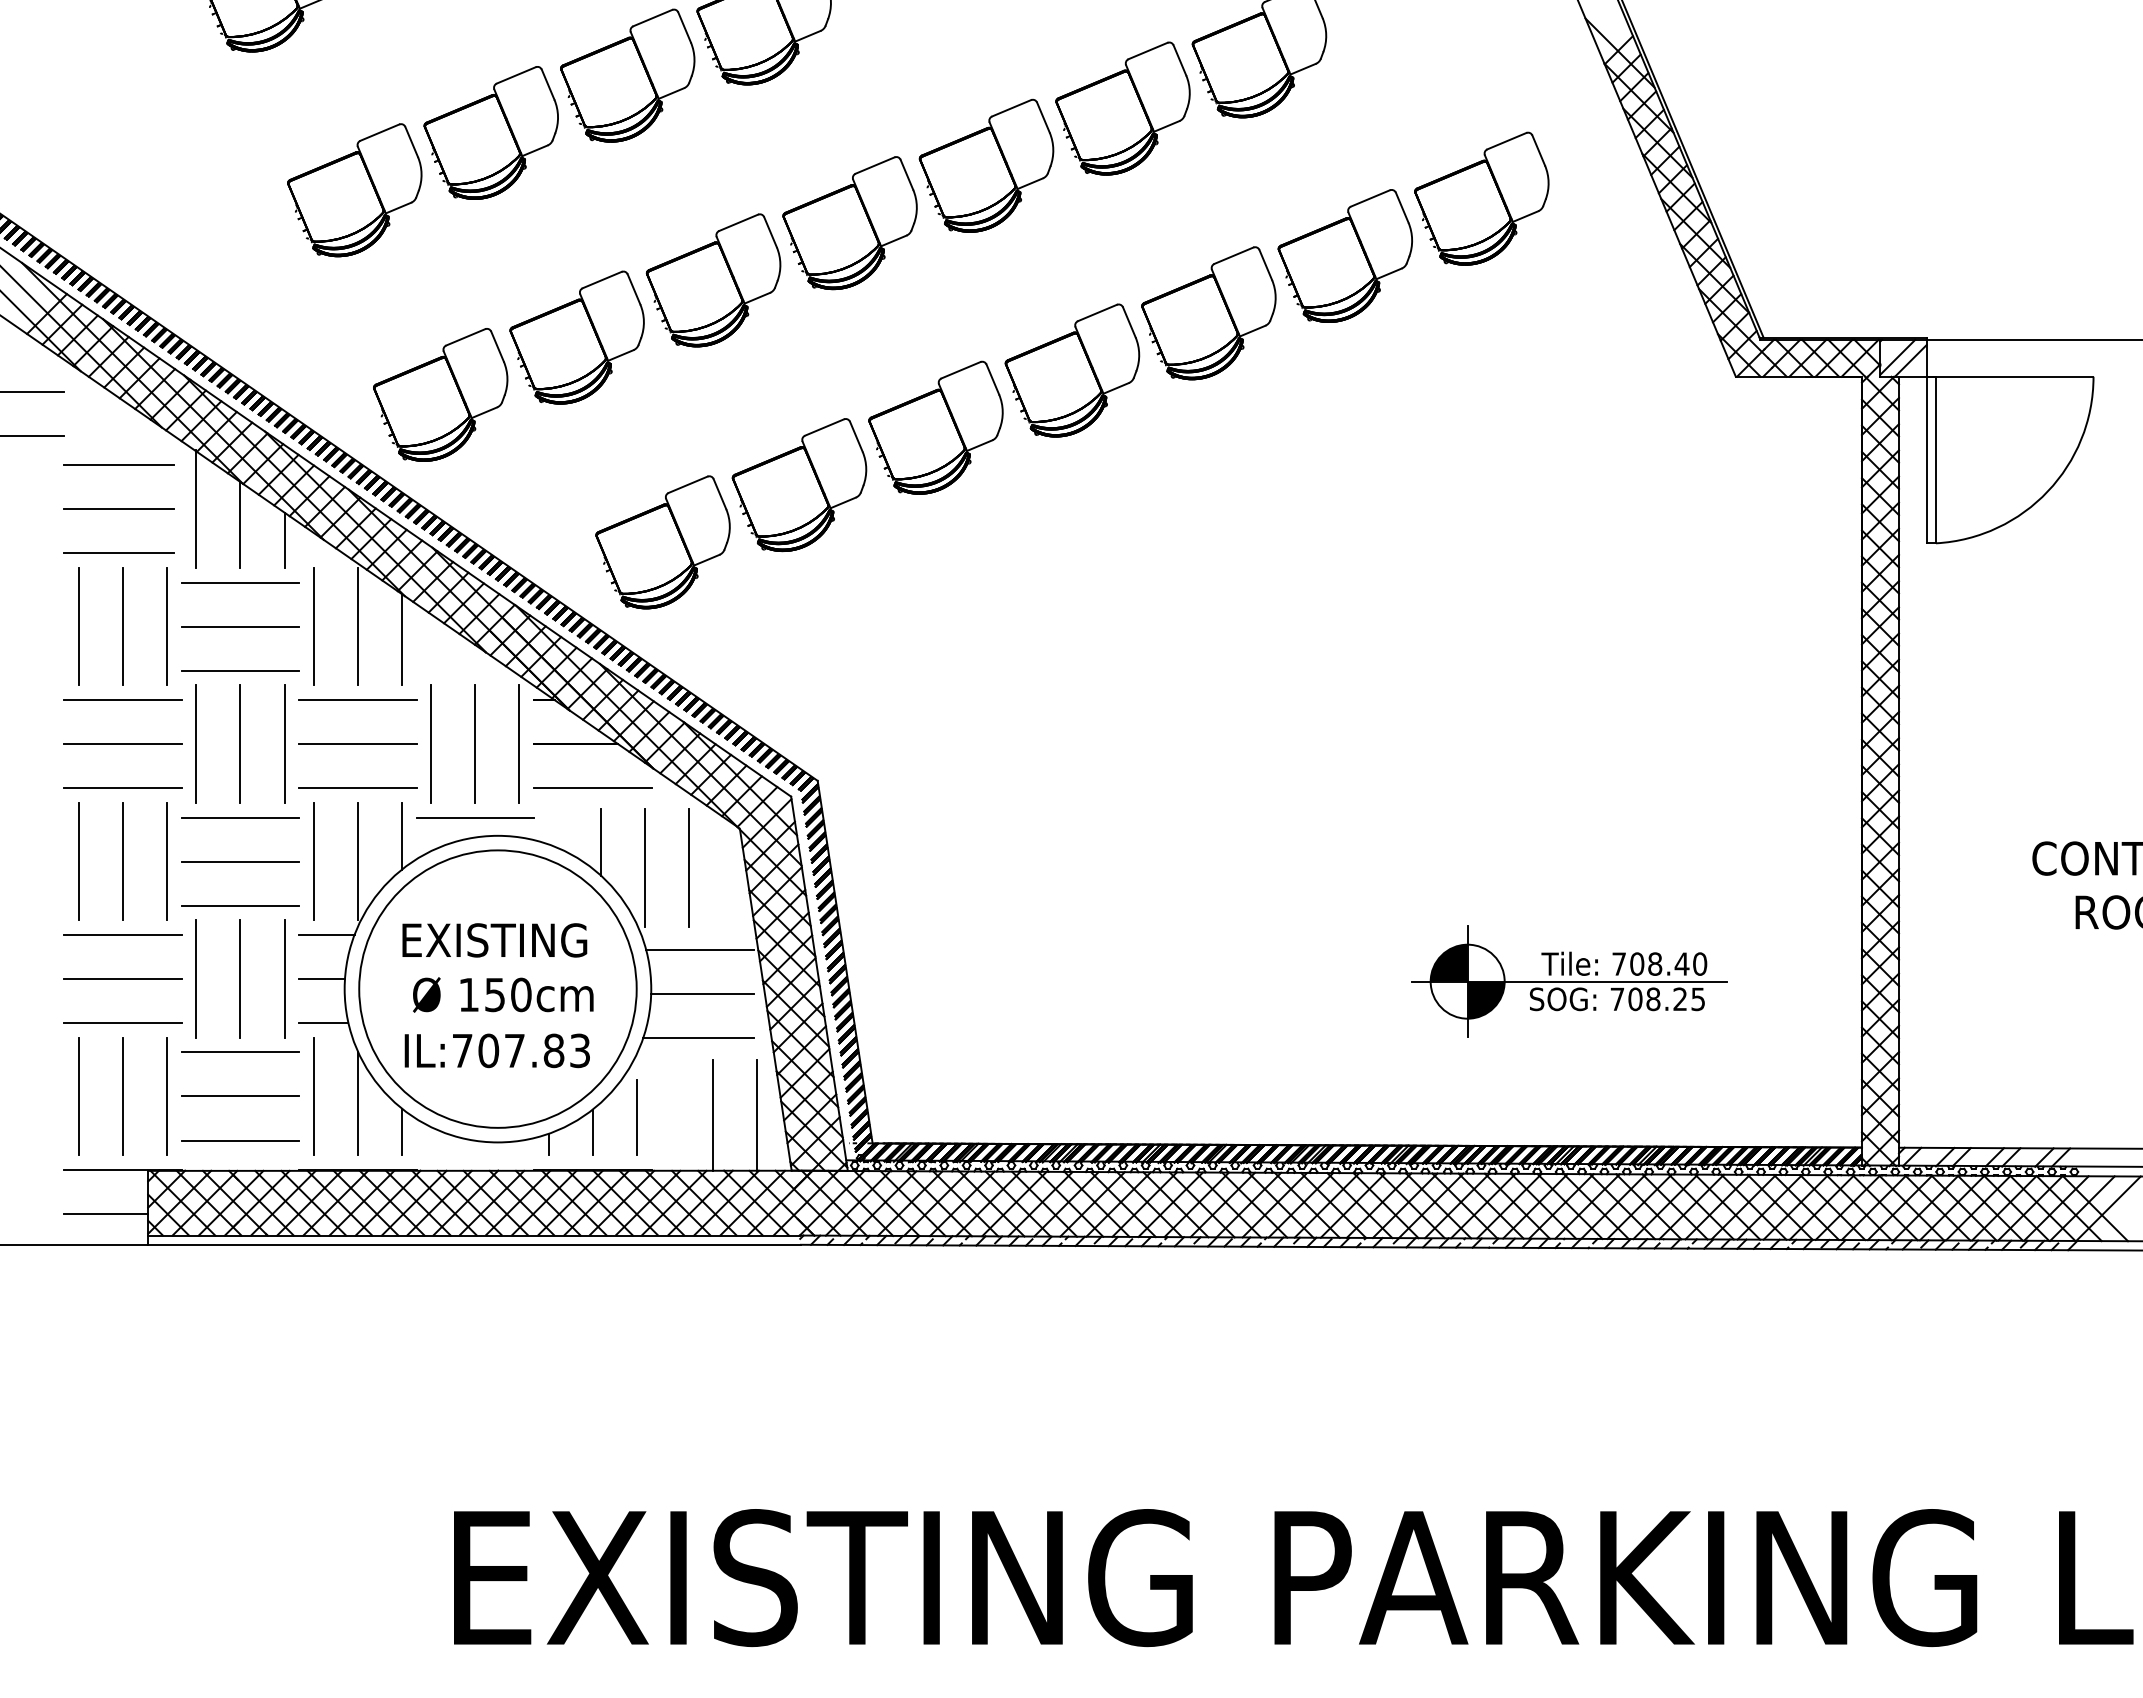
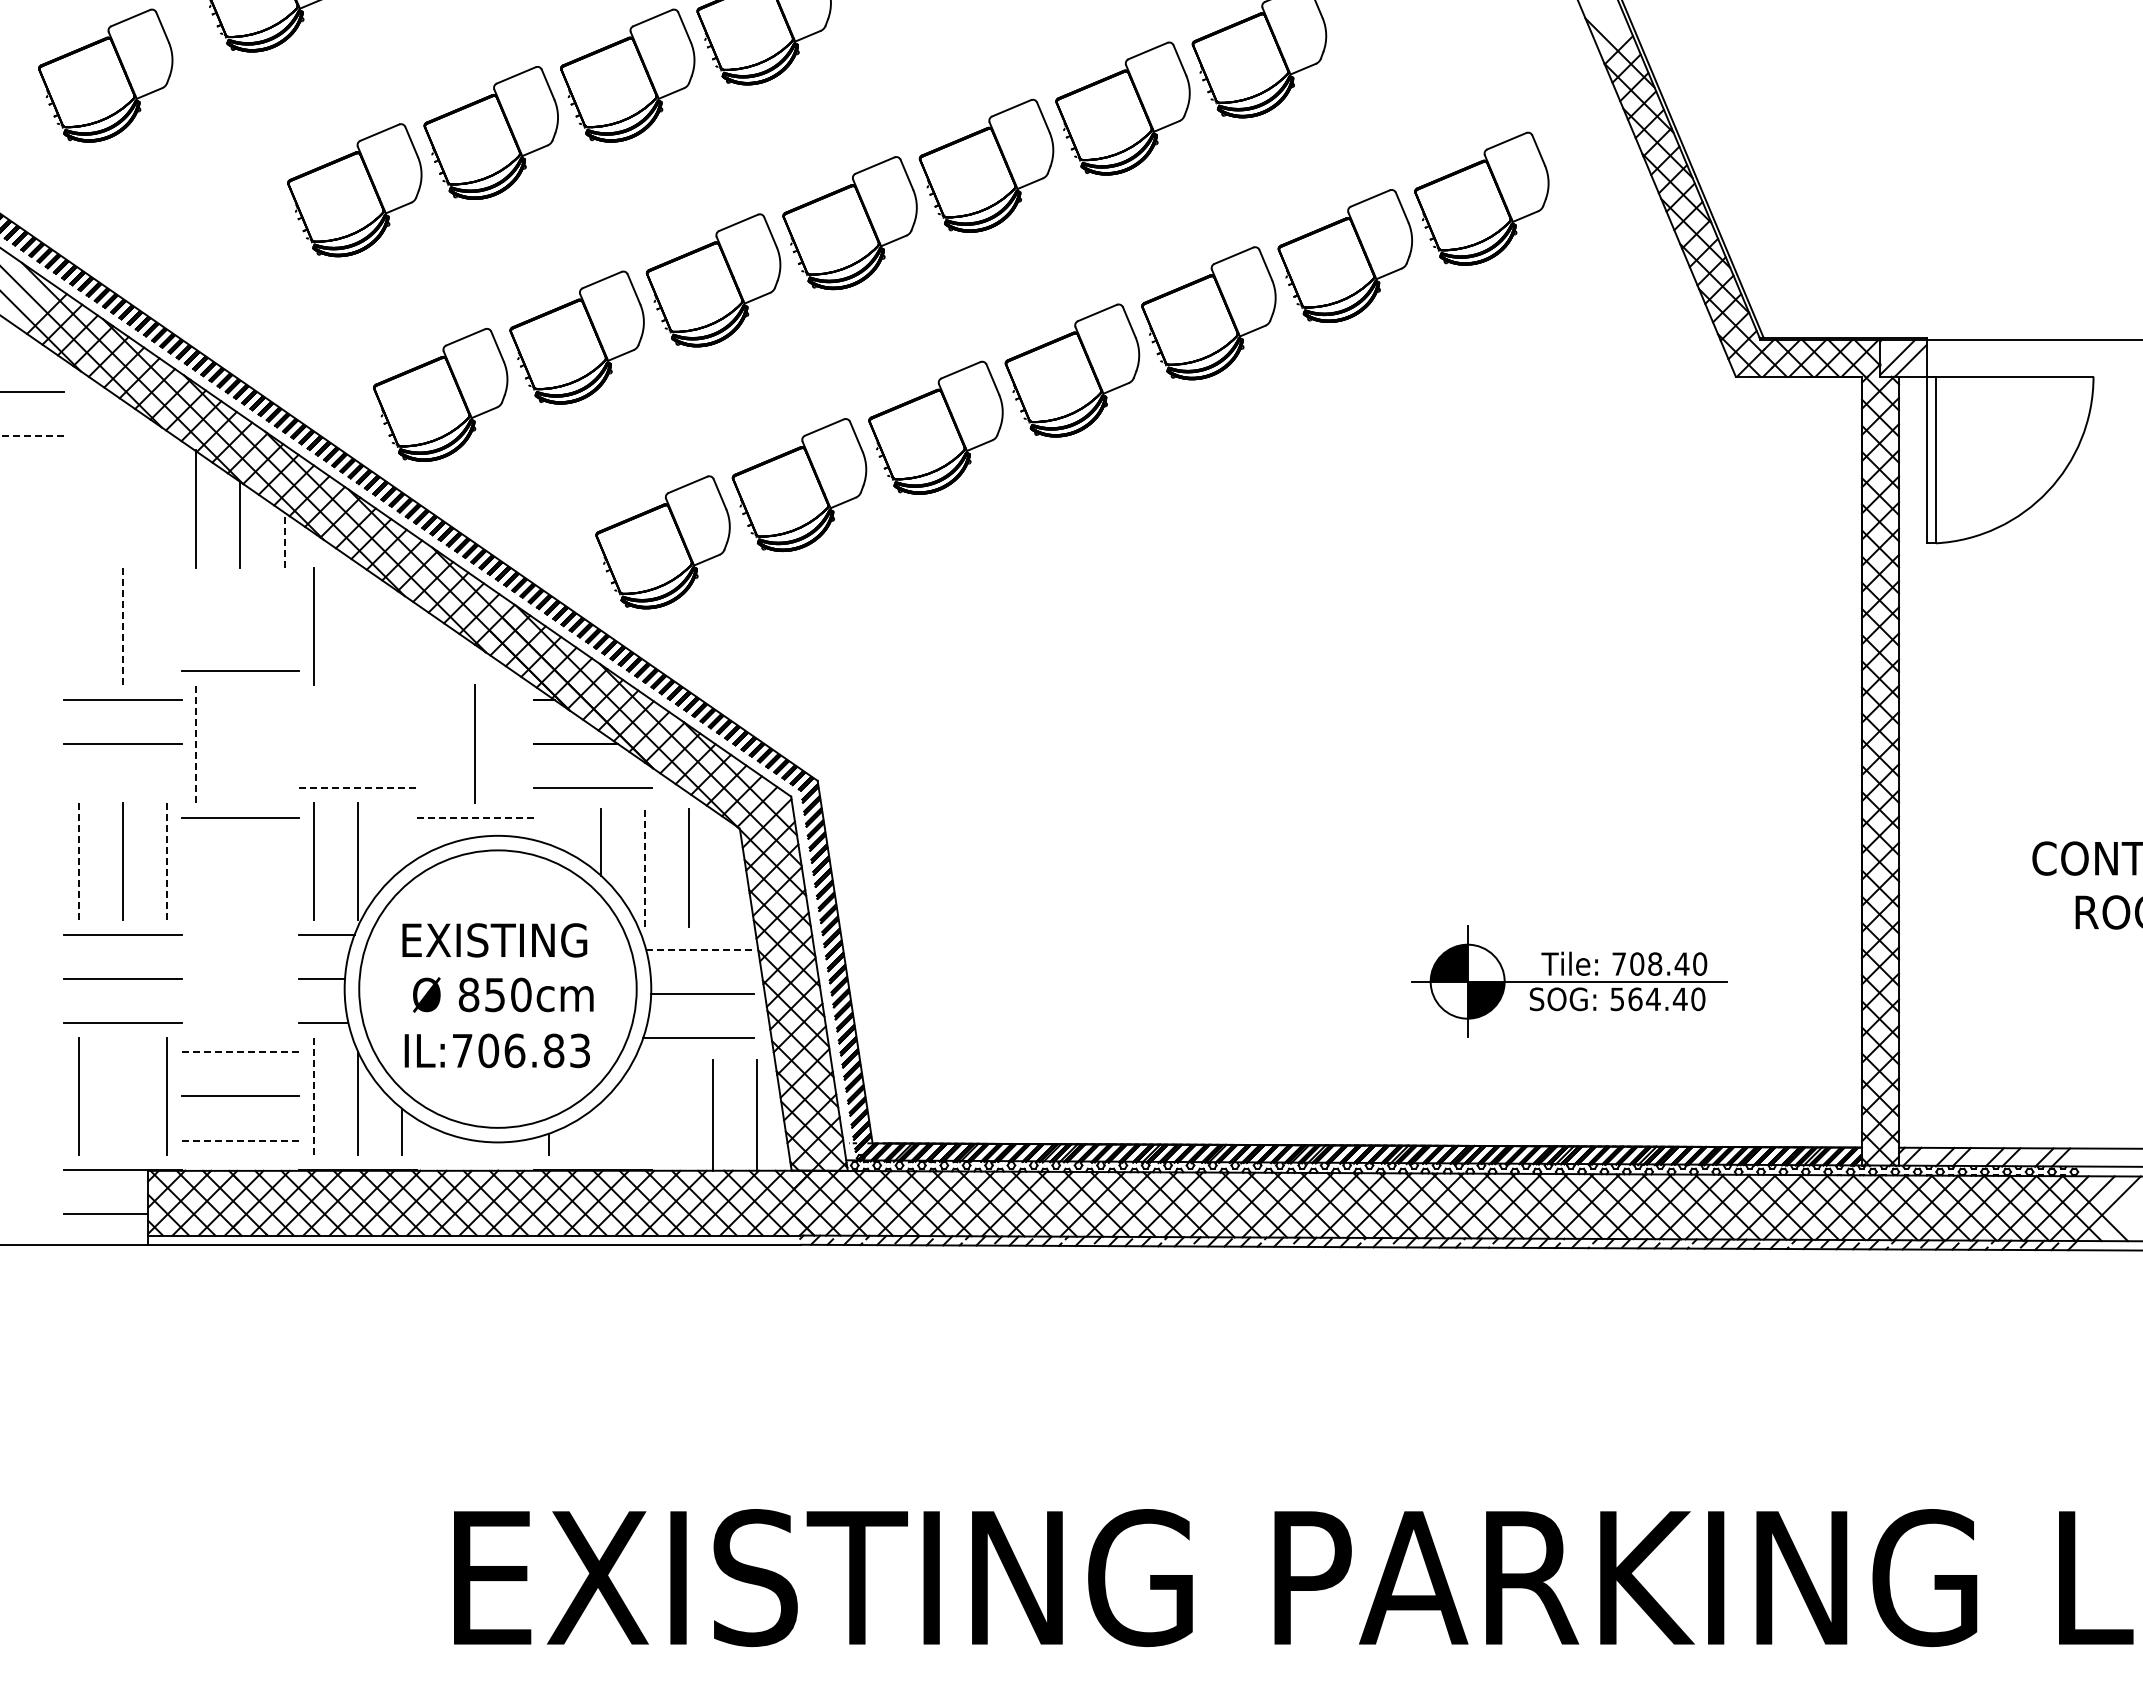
part: none -> present (105, 75)
line: solid -> dashed (32, 435)
line: present -> none (119, 465)
line: present -> none (118, 508)
line: solid -> dashed (284, 540)
line: present -> none (118, 552)
line: present -> none (240, 582)
line: present -> none (78, 626)
line: solid -> dashed (123, 626)
line: present -> none (167, 626)
line: present -> none (240, 626)
line: present -> none (357, 626)
line: present -> none (402, 639)
line: present -> none (357, 700)
line: present -> none (240, 743)
line: present -> none (284, 743)
line: present -> none (431, 743)
line: present -> none (519, 743)
line: solid -> dashed (196, 744)
line: present -> none (357, 744)
line: present -> none (122, 788)
line: solid -> dashed (357, 788)
line: solid -> dashed (475, 817)
line: present -> none (402, 835)
line: solid -> dashed (78, 861)
line: solid -> dashed (167, 861)
line: present -> none (240, 861)
line: solid -> dashed (645, 868)
line: present -> none (240, 905)
line: solid -> dashed (700, 949)
line: present -> none (196, 978)
line: present -> none (240, 978)
line: present -> none (284, 978)
text: 150cm -> 850cm (468, 994)
text: 708.25 -> 564.40 (1657, 999)
text: IL:707.83 -> IL:706.83 (514, 1050)
line: solid -> dashed (240, 1052)
line: present -> none (122, 1096)
line: solid -> dashed (313, 1096)
line: present -> none (636, 1117)
line: present -> none (592, 1132)
line: solid -> dashed (240, 1140)
